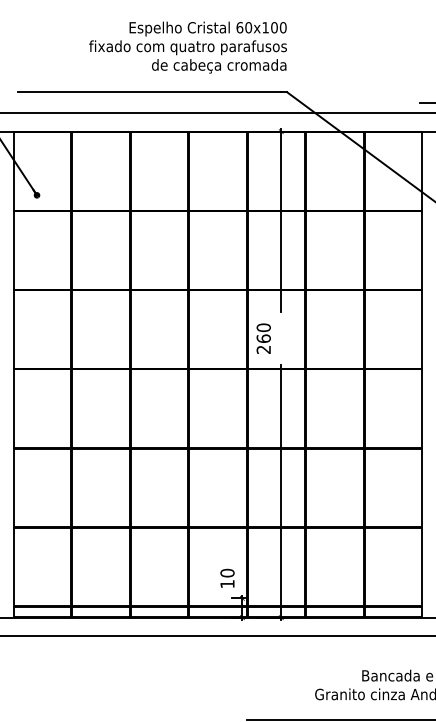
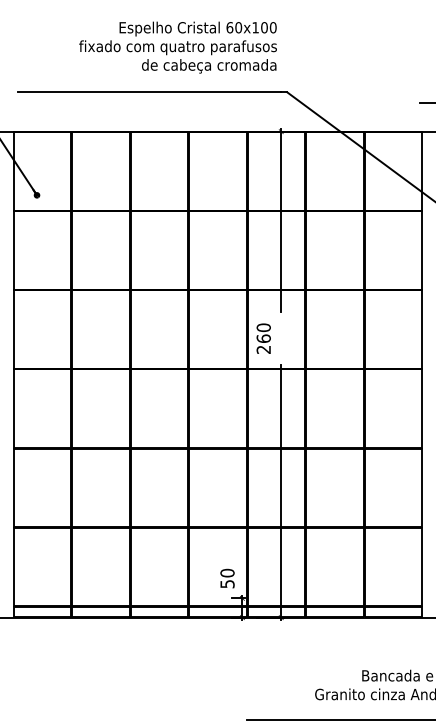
text position: (187, 47) -> (177, 47) (177, 47)
line: present -> none (217, 113)
text: 10 -> 50 (227, 584)
line: present -> none (217, 636)
